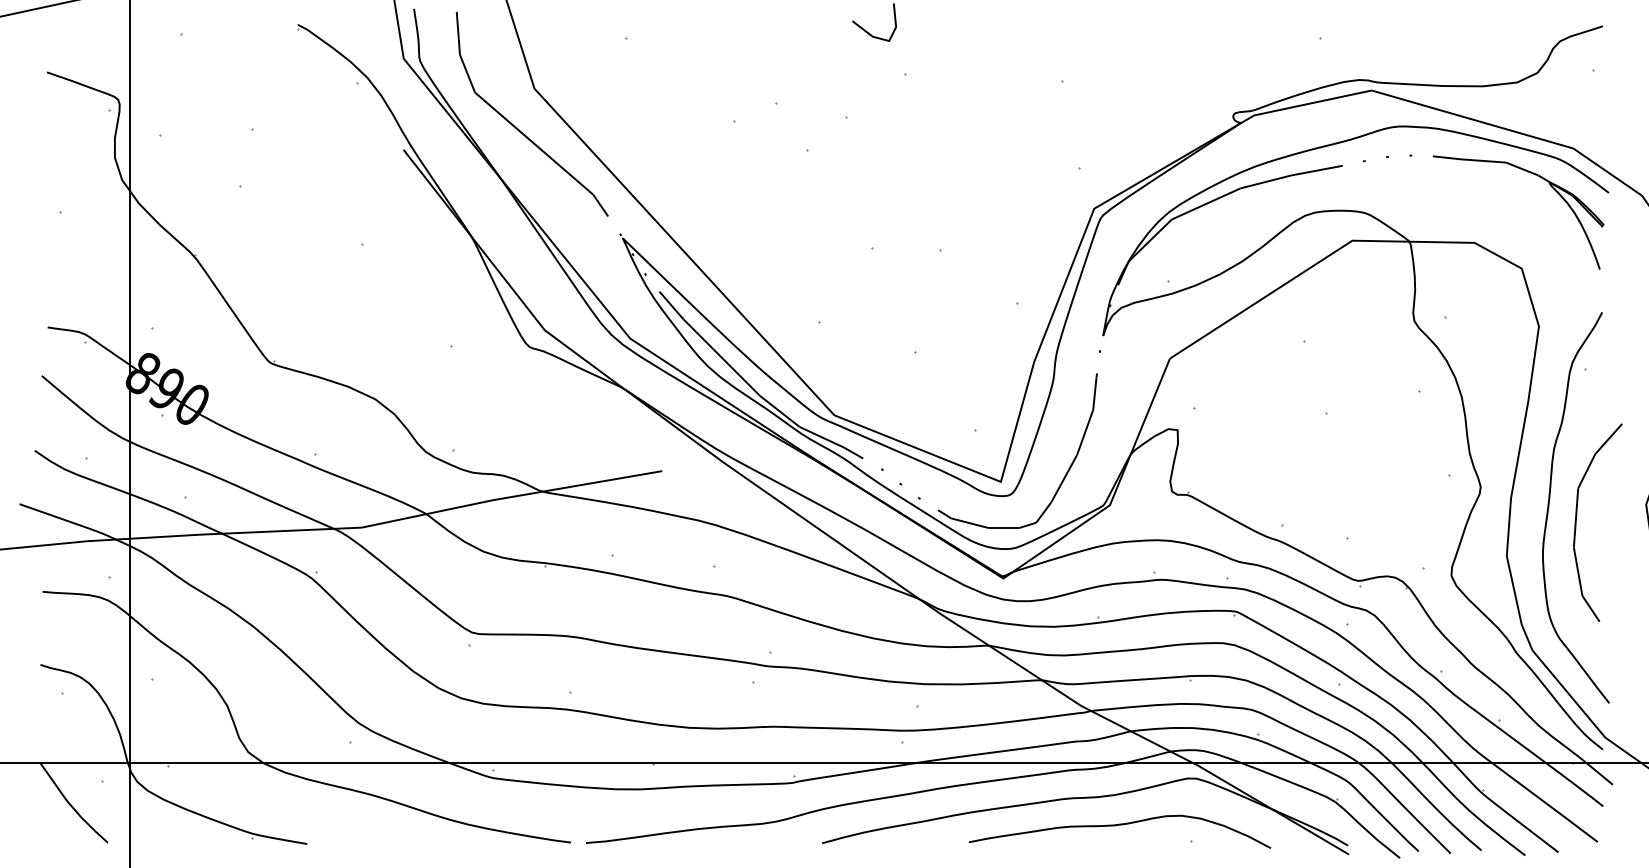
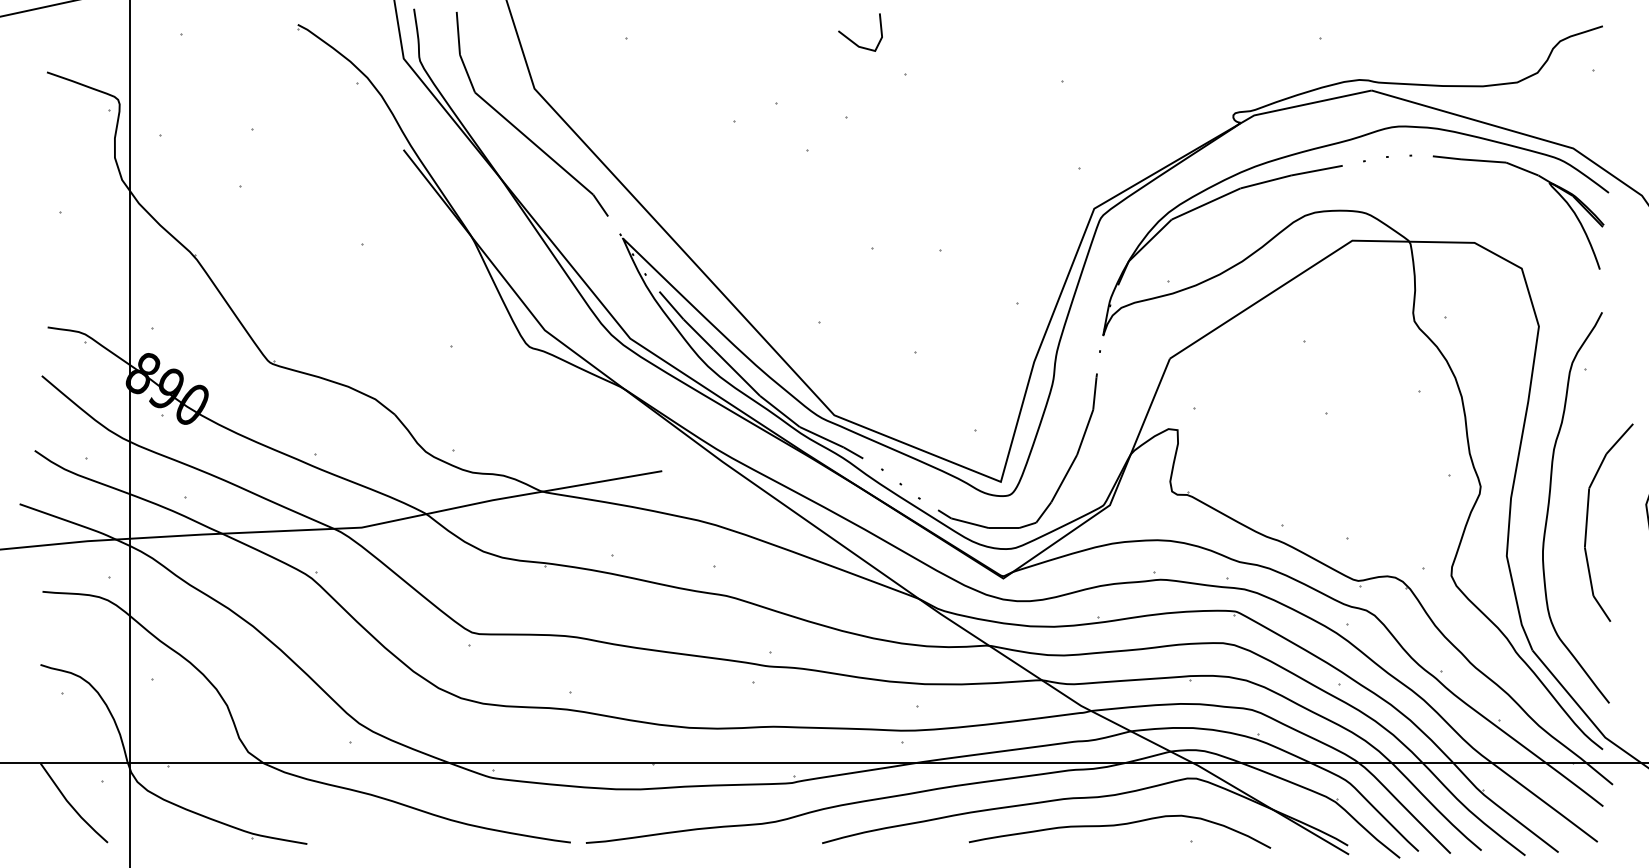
line position: (869, 32) -> (855, 42) (855, 42)
curve position: (1576, 522) -> (1587, 522) (1587, 522)
